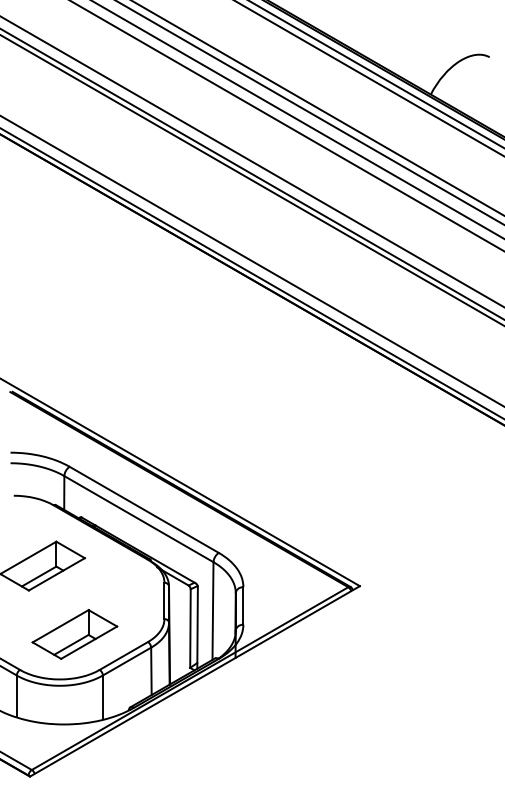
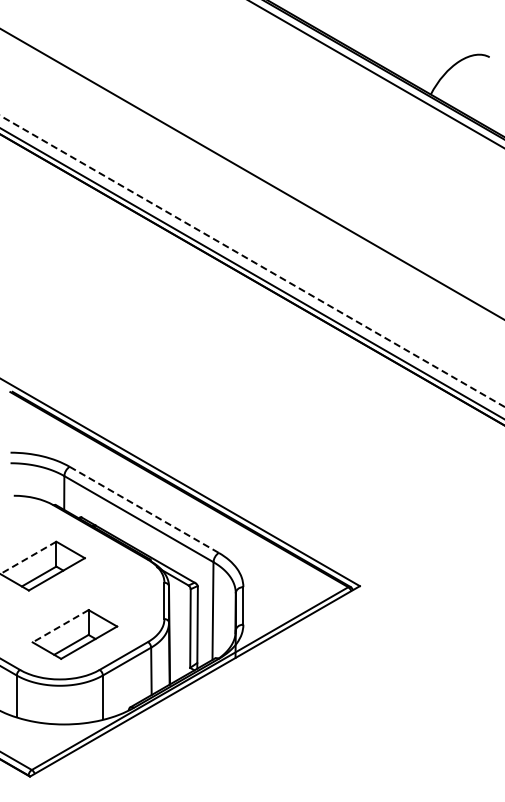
line: present -> none (369, 78)
line: present -> none (317, 108)
line: present -> none (309, 112)
line: present -> none (297, 119)
line: present -> none (286, 125)
line: present -> none (251, 161)
line: present -> none (251, 180)
line: solid -> dashed (252, 261)
line: solid -> dashed (144, 510)
line: solid -> dashed (27, 558)
line: solid -> dashed (60, 626)
